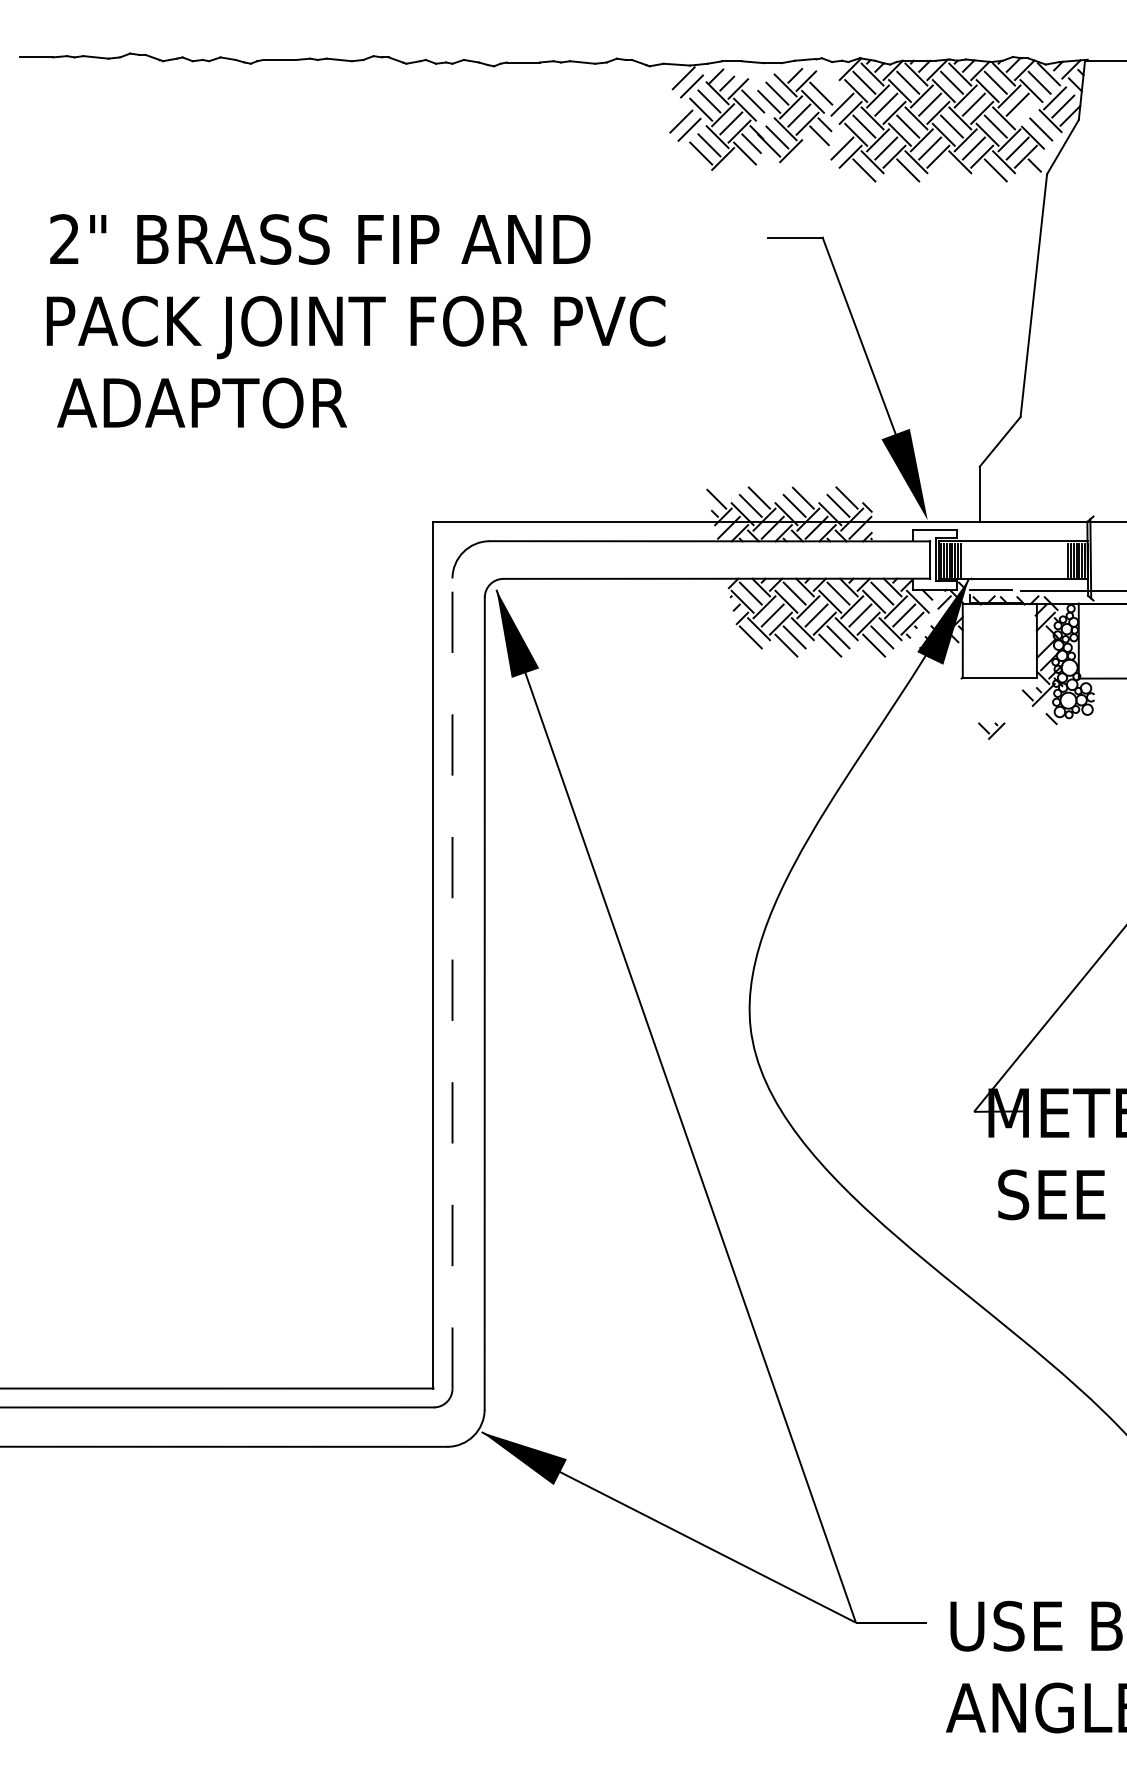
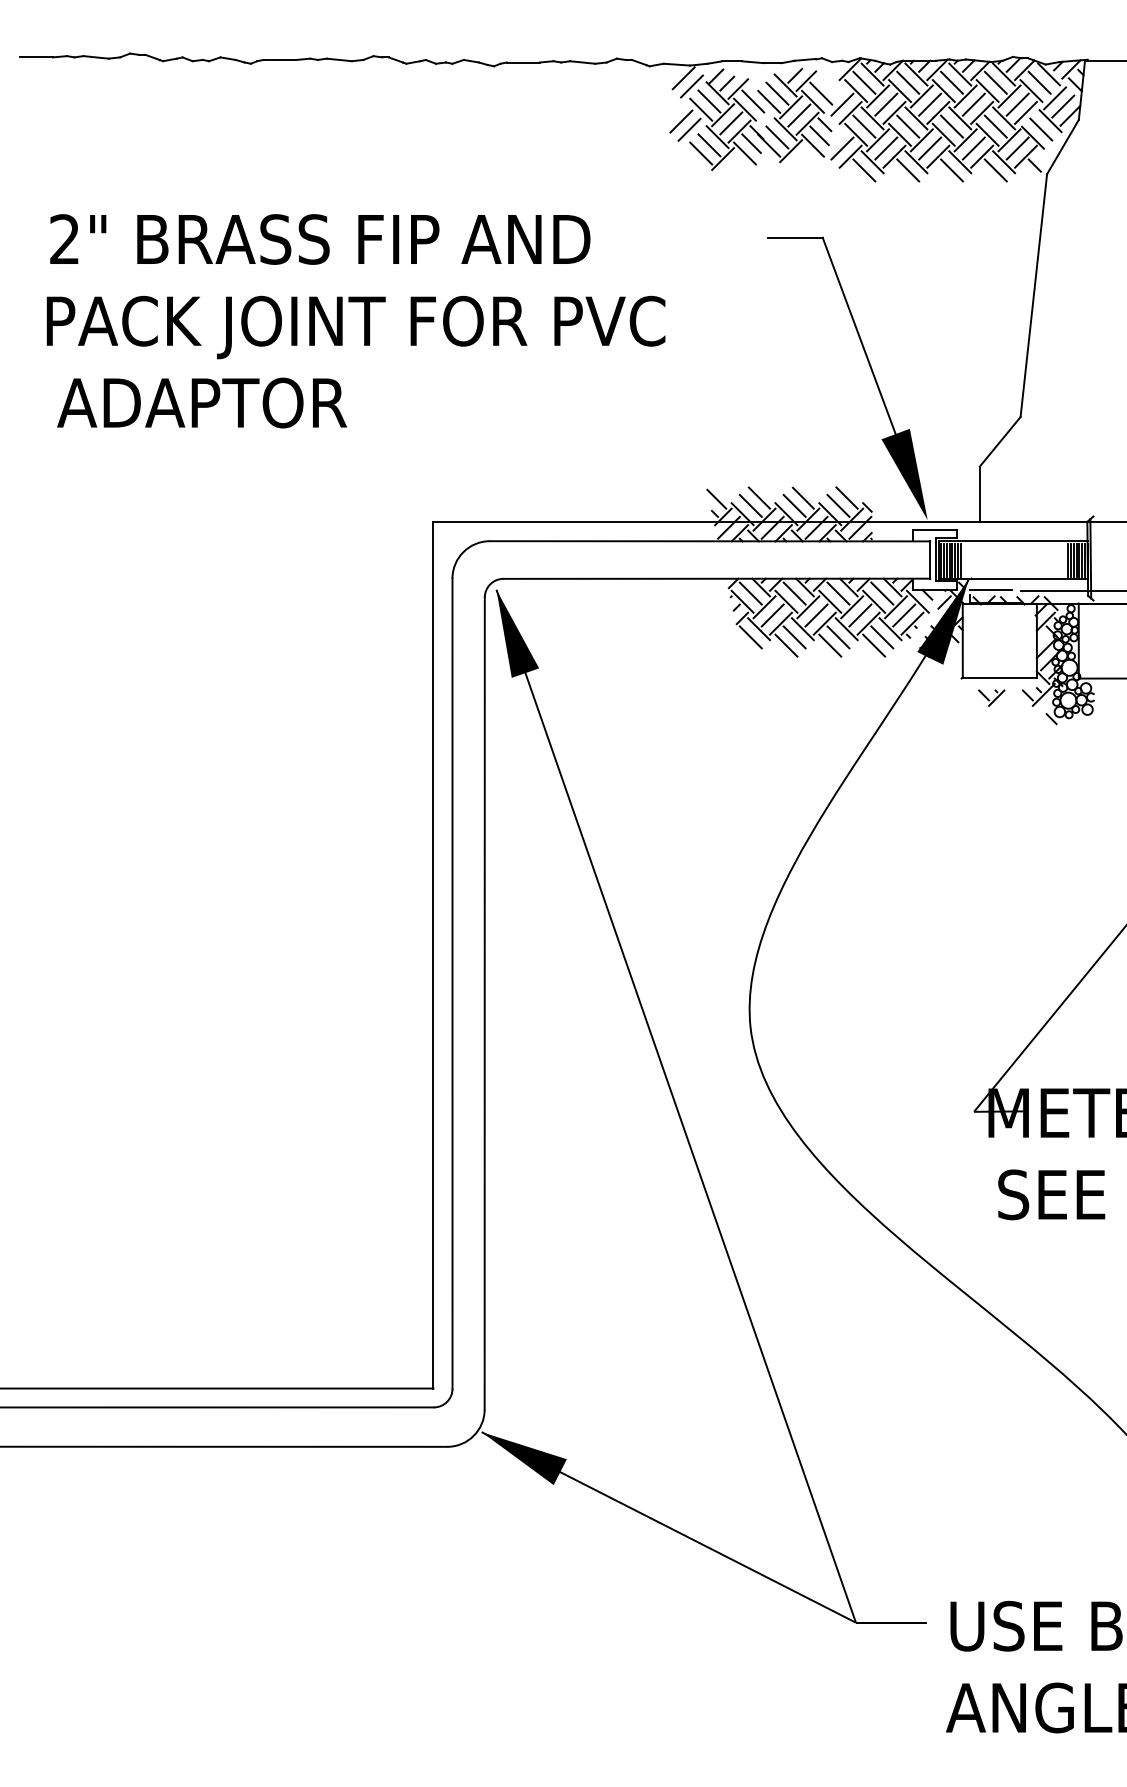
line: none -> present (1025, 112)
line: none -> present (812, 145)
line: none -> present (951, 170)
part position: (991, 730) -> (991, 697) (991, 697)
line: dashed -> solid (452, 983)
